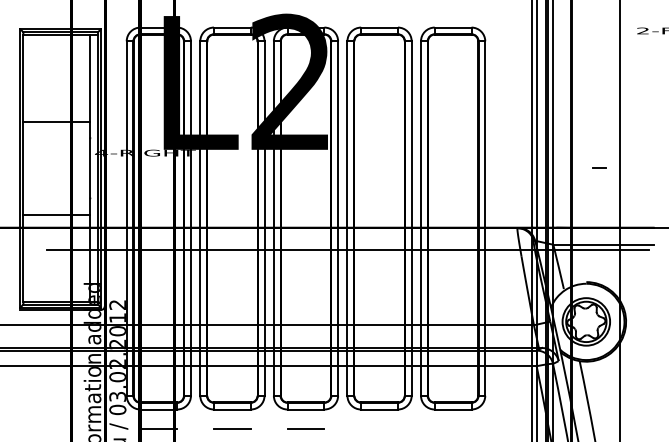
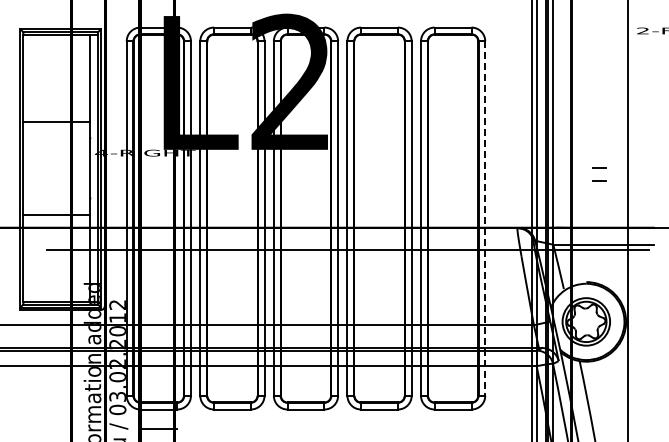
line: none -> present (599, 180)
line: solid -> dashed (485, 219)
line position: (620, 220) -> (628, 220) (628, 220)
line: present -> none (232, 428)
line: present -> none (305, 428)
